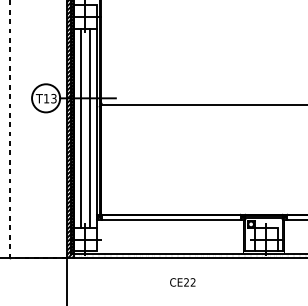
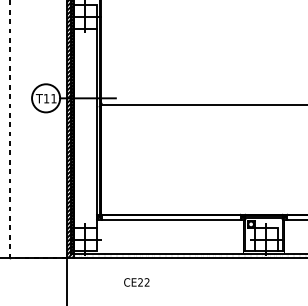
text: T13 -> T11 (53, 98)
line: present -> none (80, 127)
line: present -> none (90, 127)
text position: (182, 282) -> (136, 282) (136, 282)
